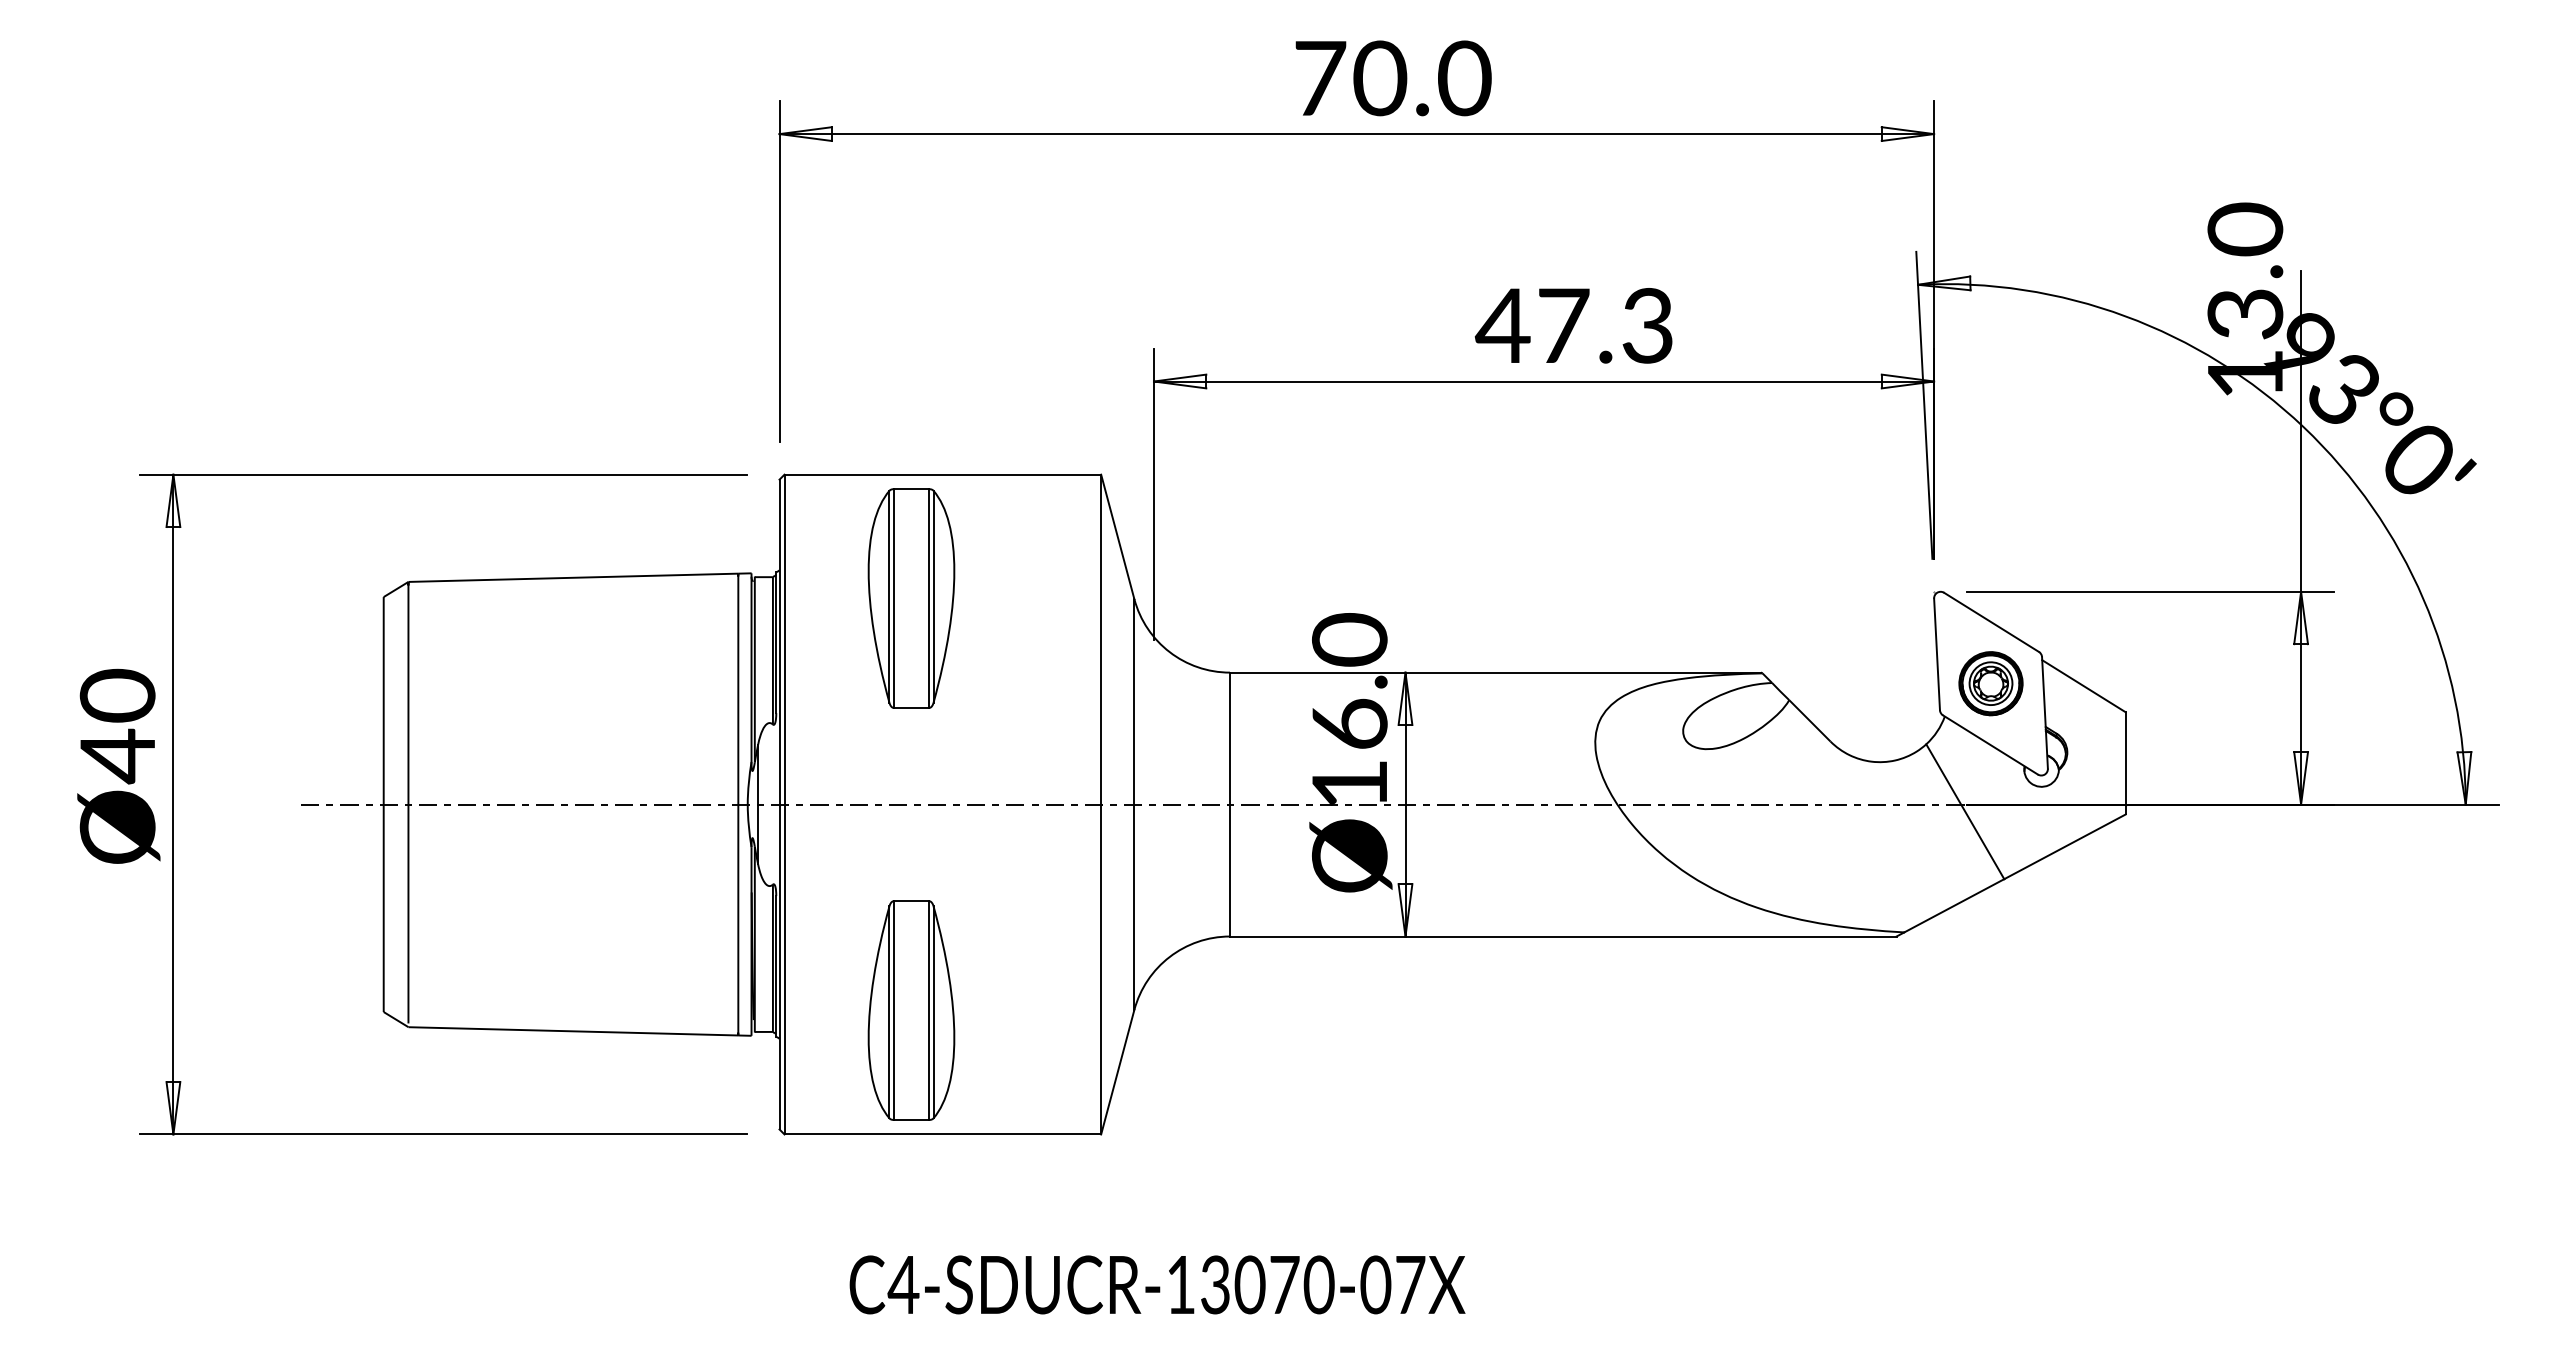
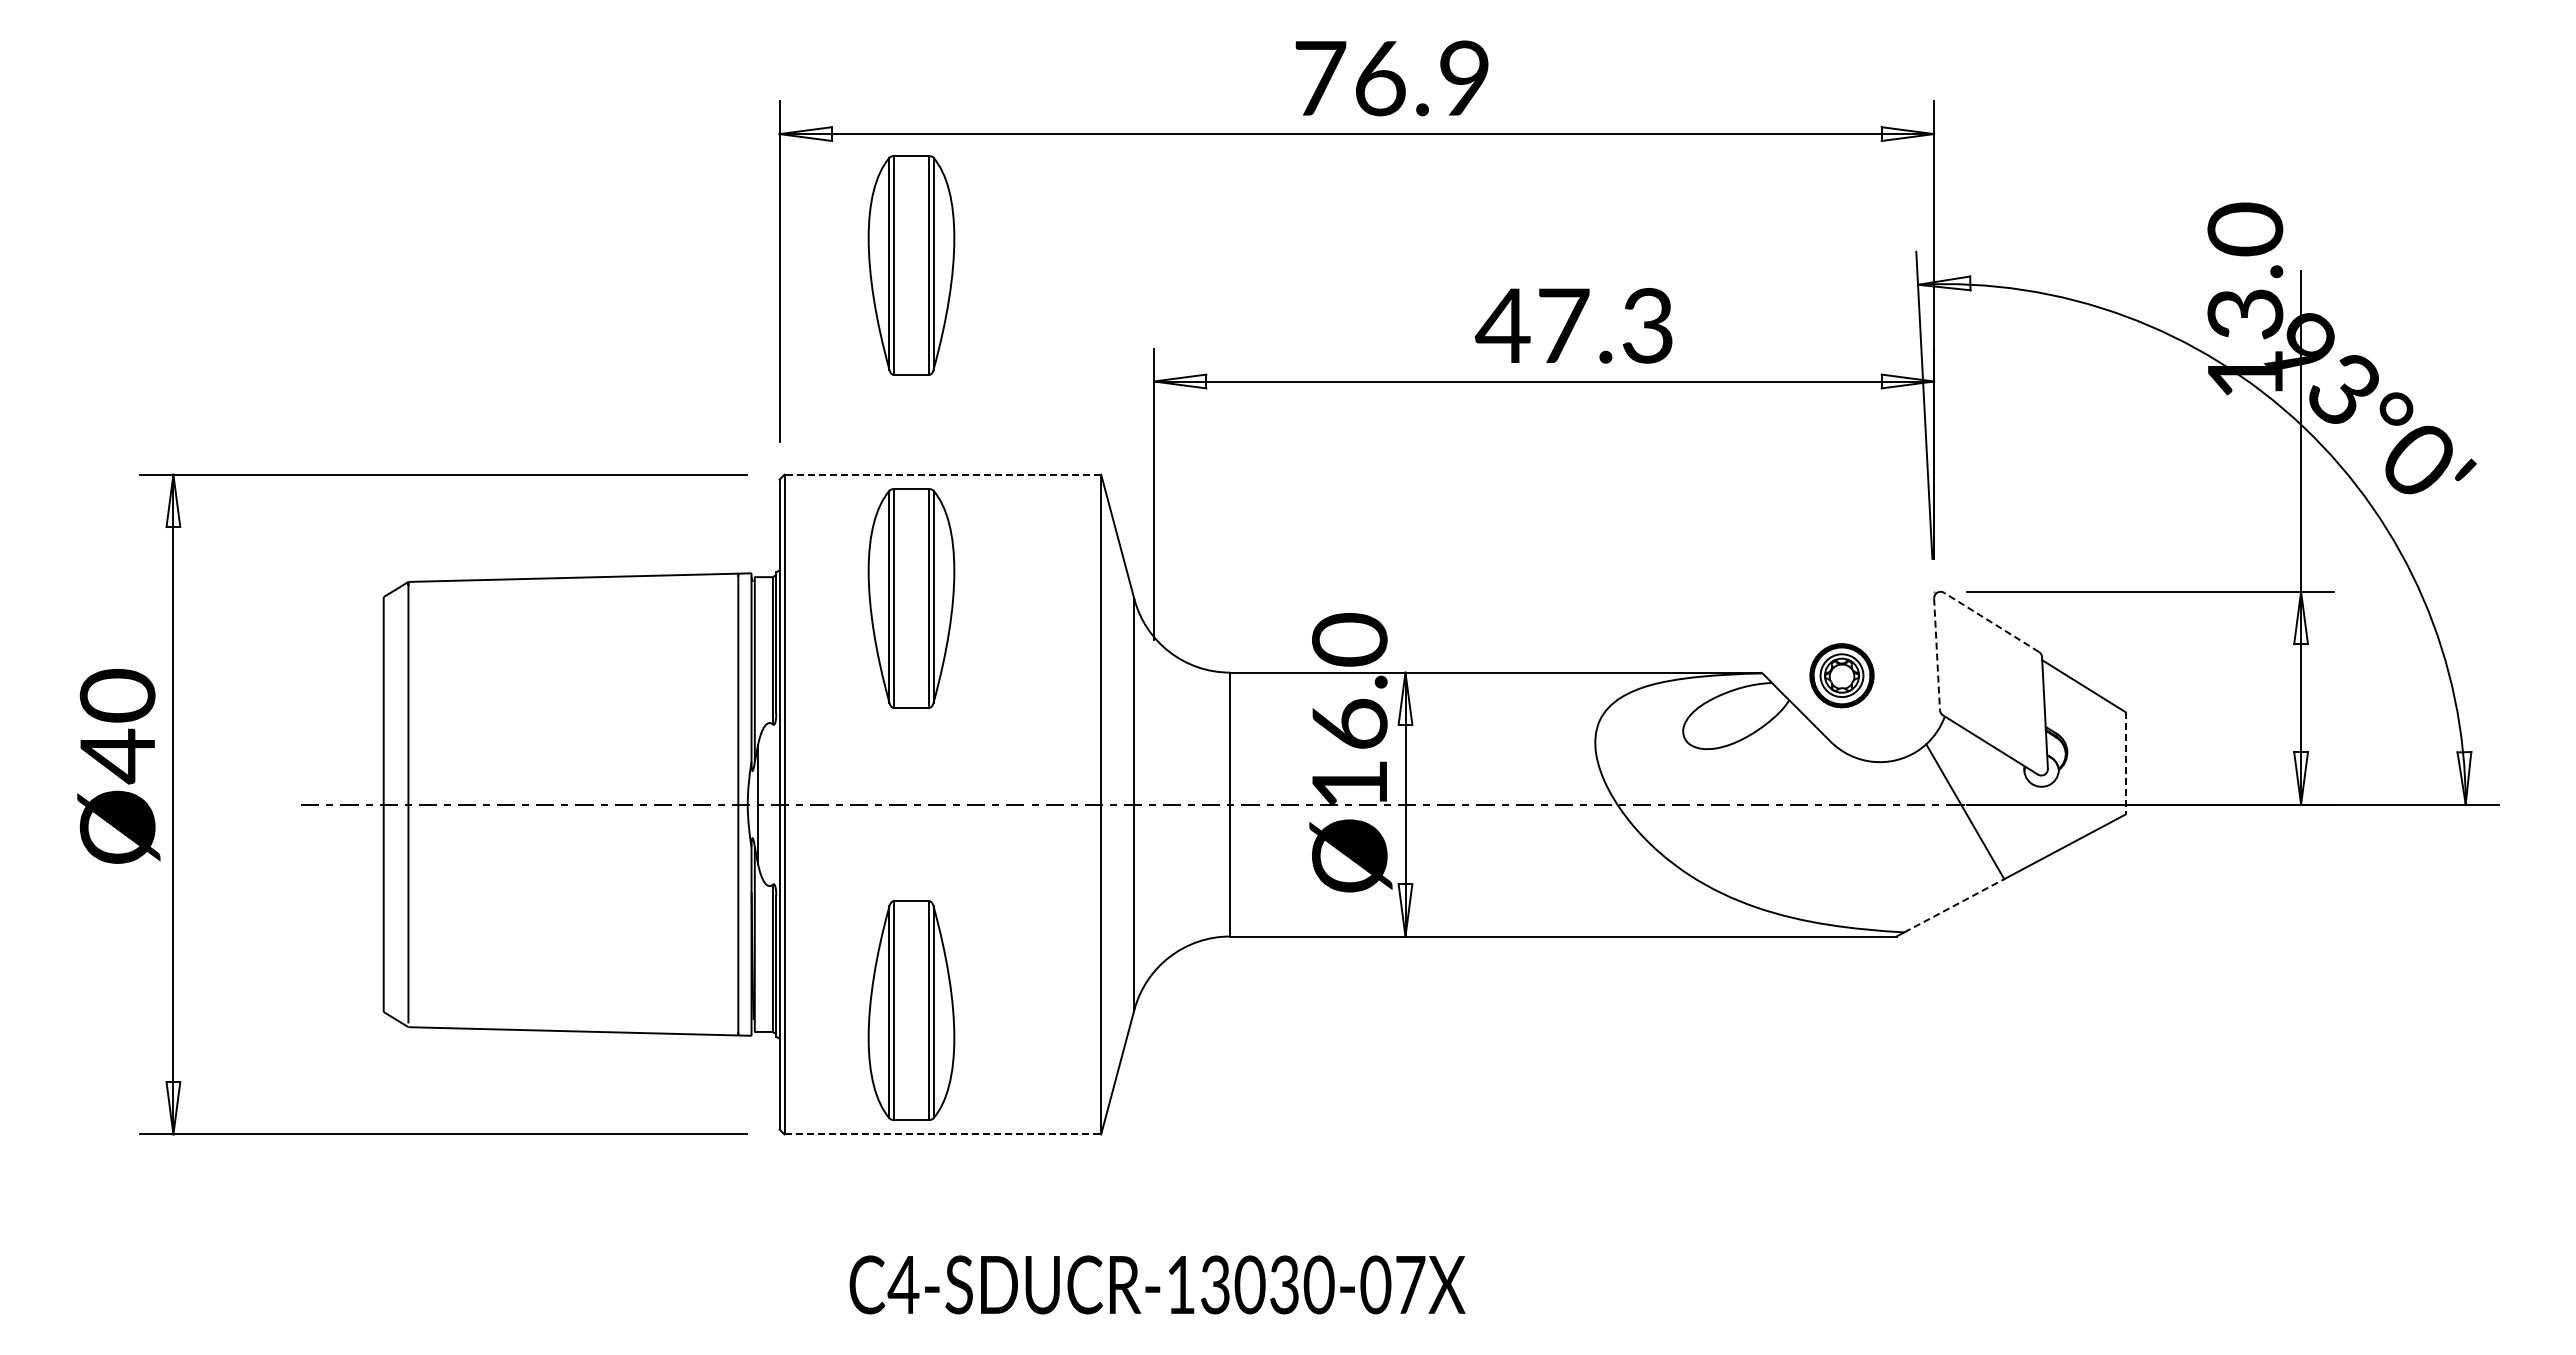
text: 70.0 -> 76.9 (1422, 78)
part: none -> present (911, 265)
line: solid -> dashed (942, 474)
line: solid -> dashed (1991, 622)
line: solid -> dashed (1937, 654)
part position: (1990, 683) -> (1841, 675) (1841, 675)
line: solid -> dashed (2125, 763)
line: solid -> dashed (1954, 905)
line: solid -> dashed (943, 1134)
text: C4-SDUCR-13070-07X -> C4-SDUCR-13030-07X (1284, 1284)
